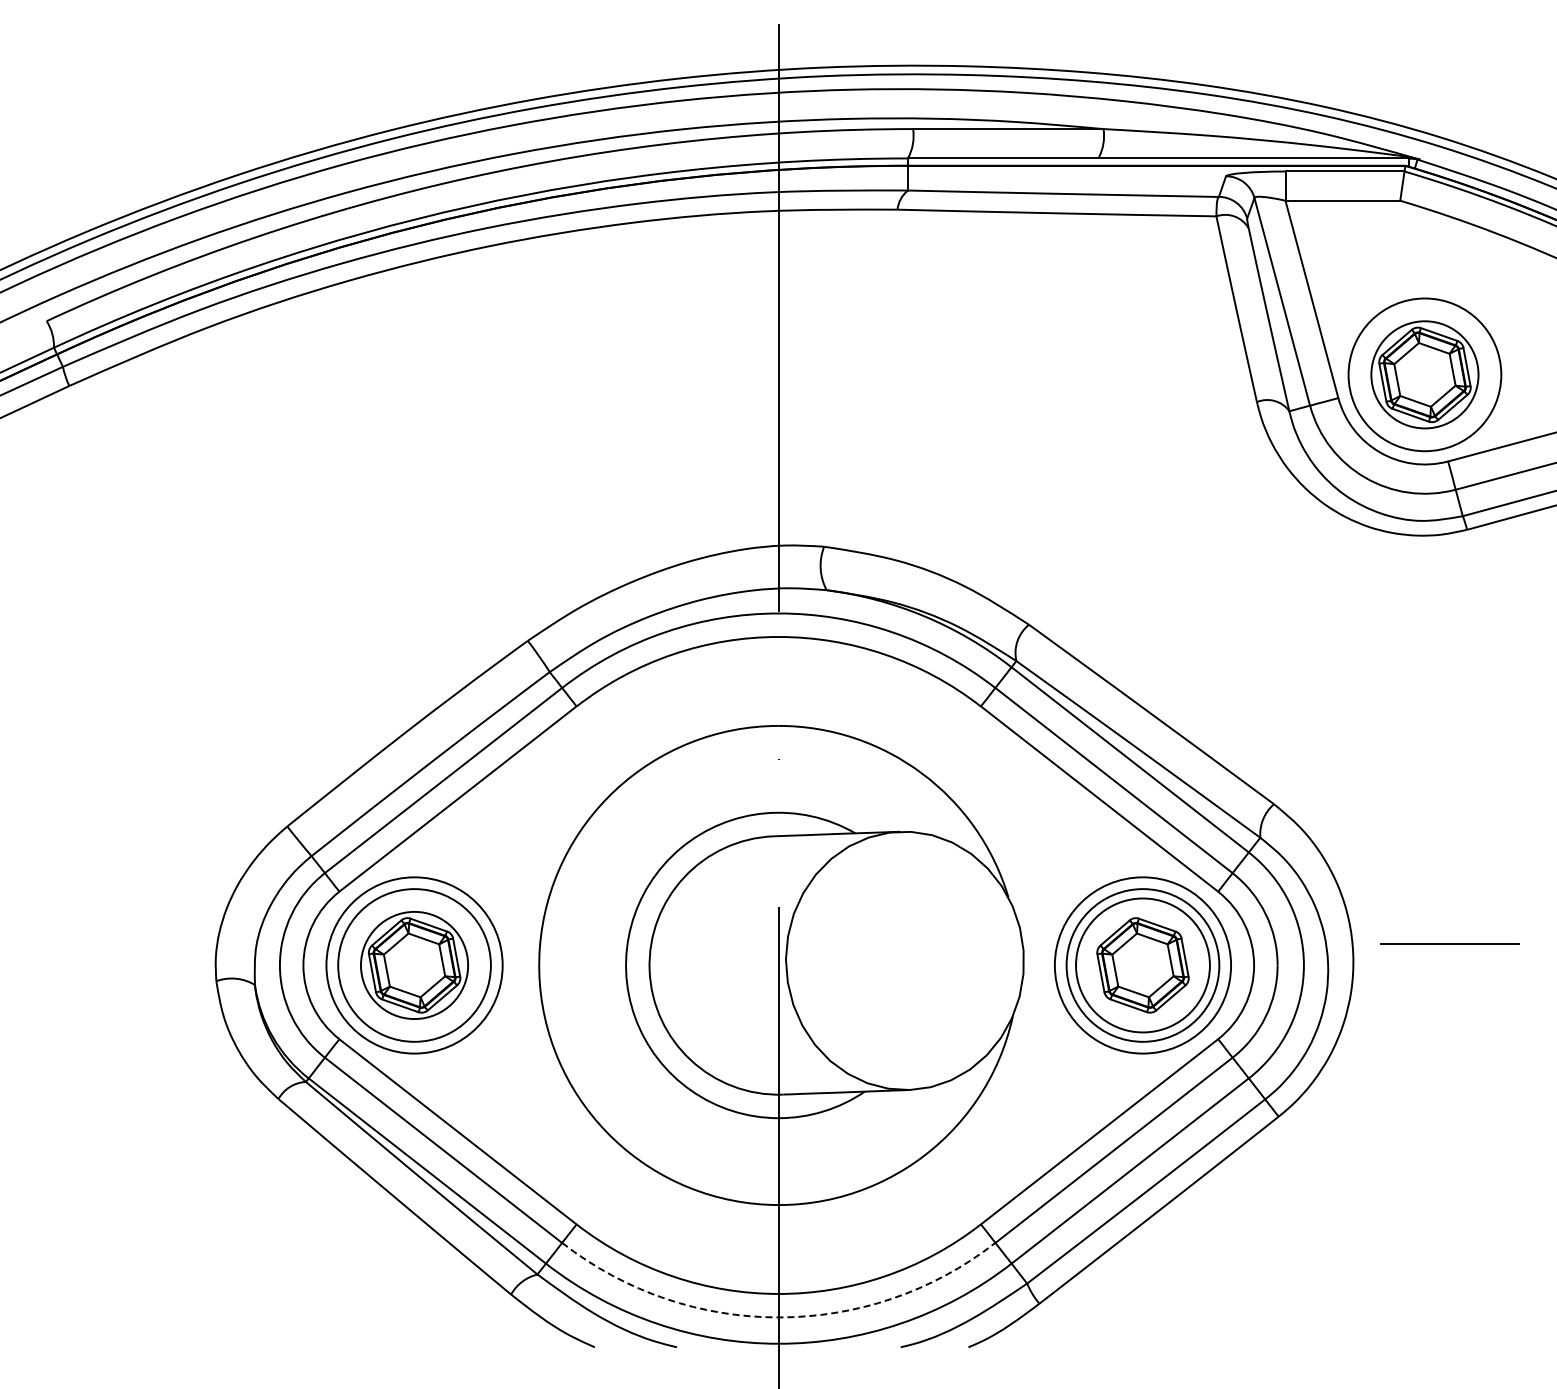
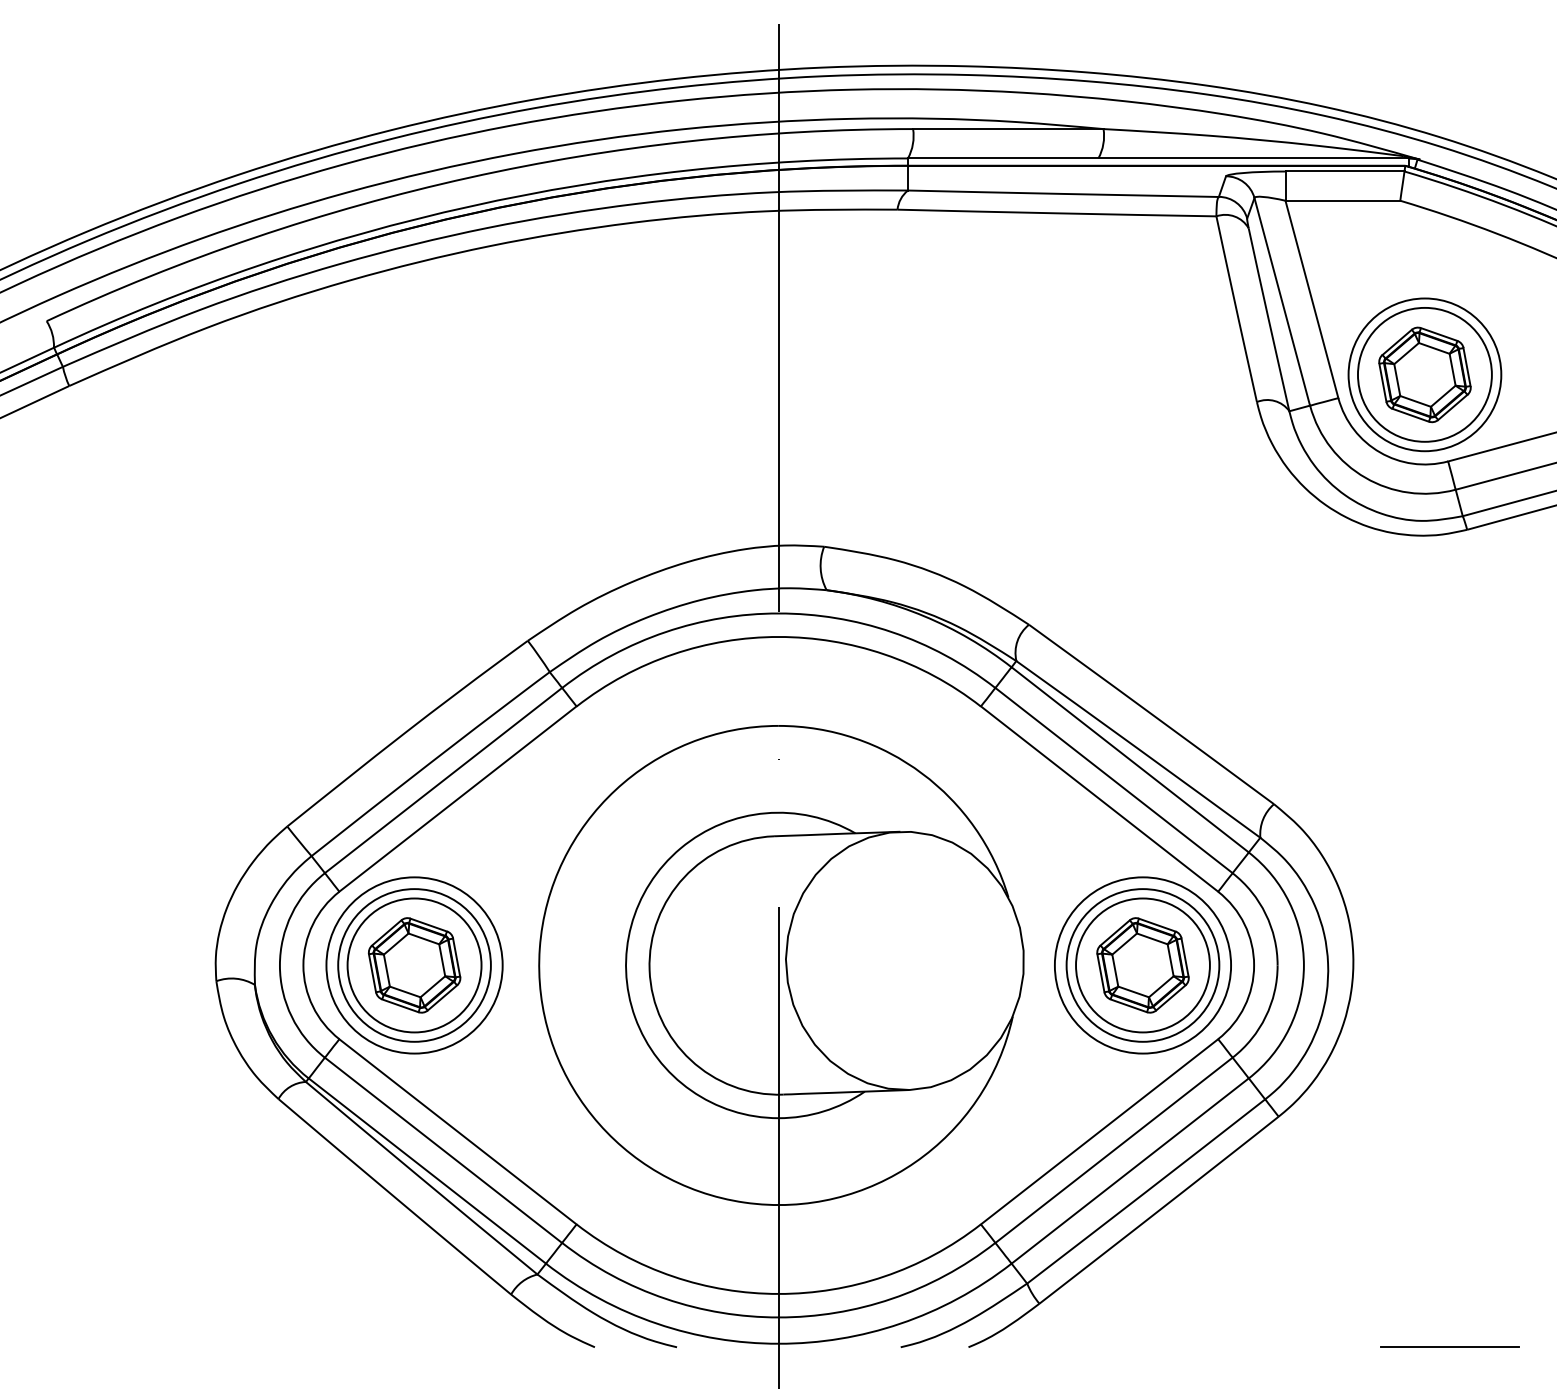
circle diameter: 107 px -> 134 px (1424, 374)
line position: (1449, 943) -> (1449, 1346) (1449, 1346)
circle diameter: 107 px -> 134 px (414, 965)
arc: dashed -> solid (778, 1317)
